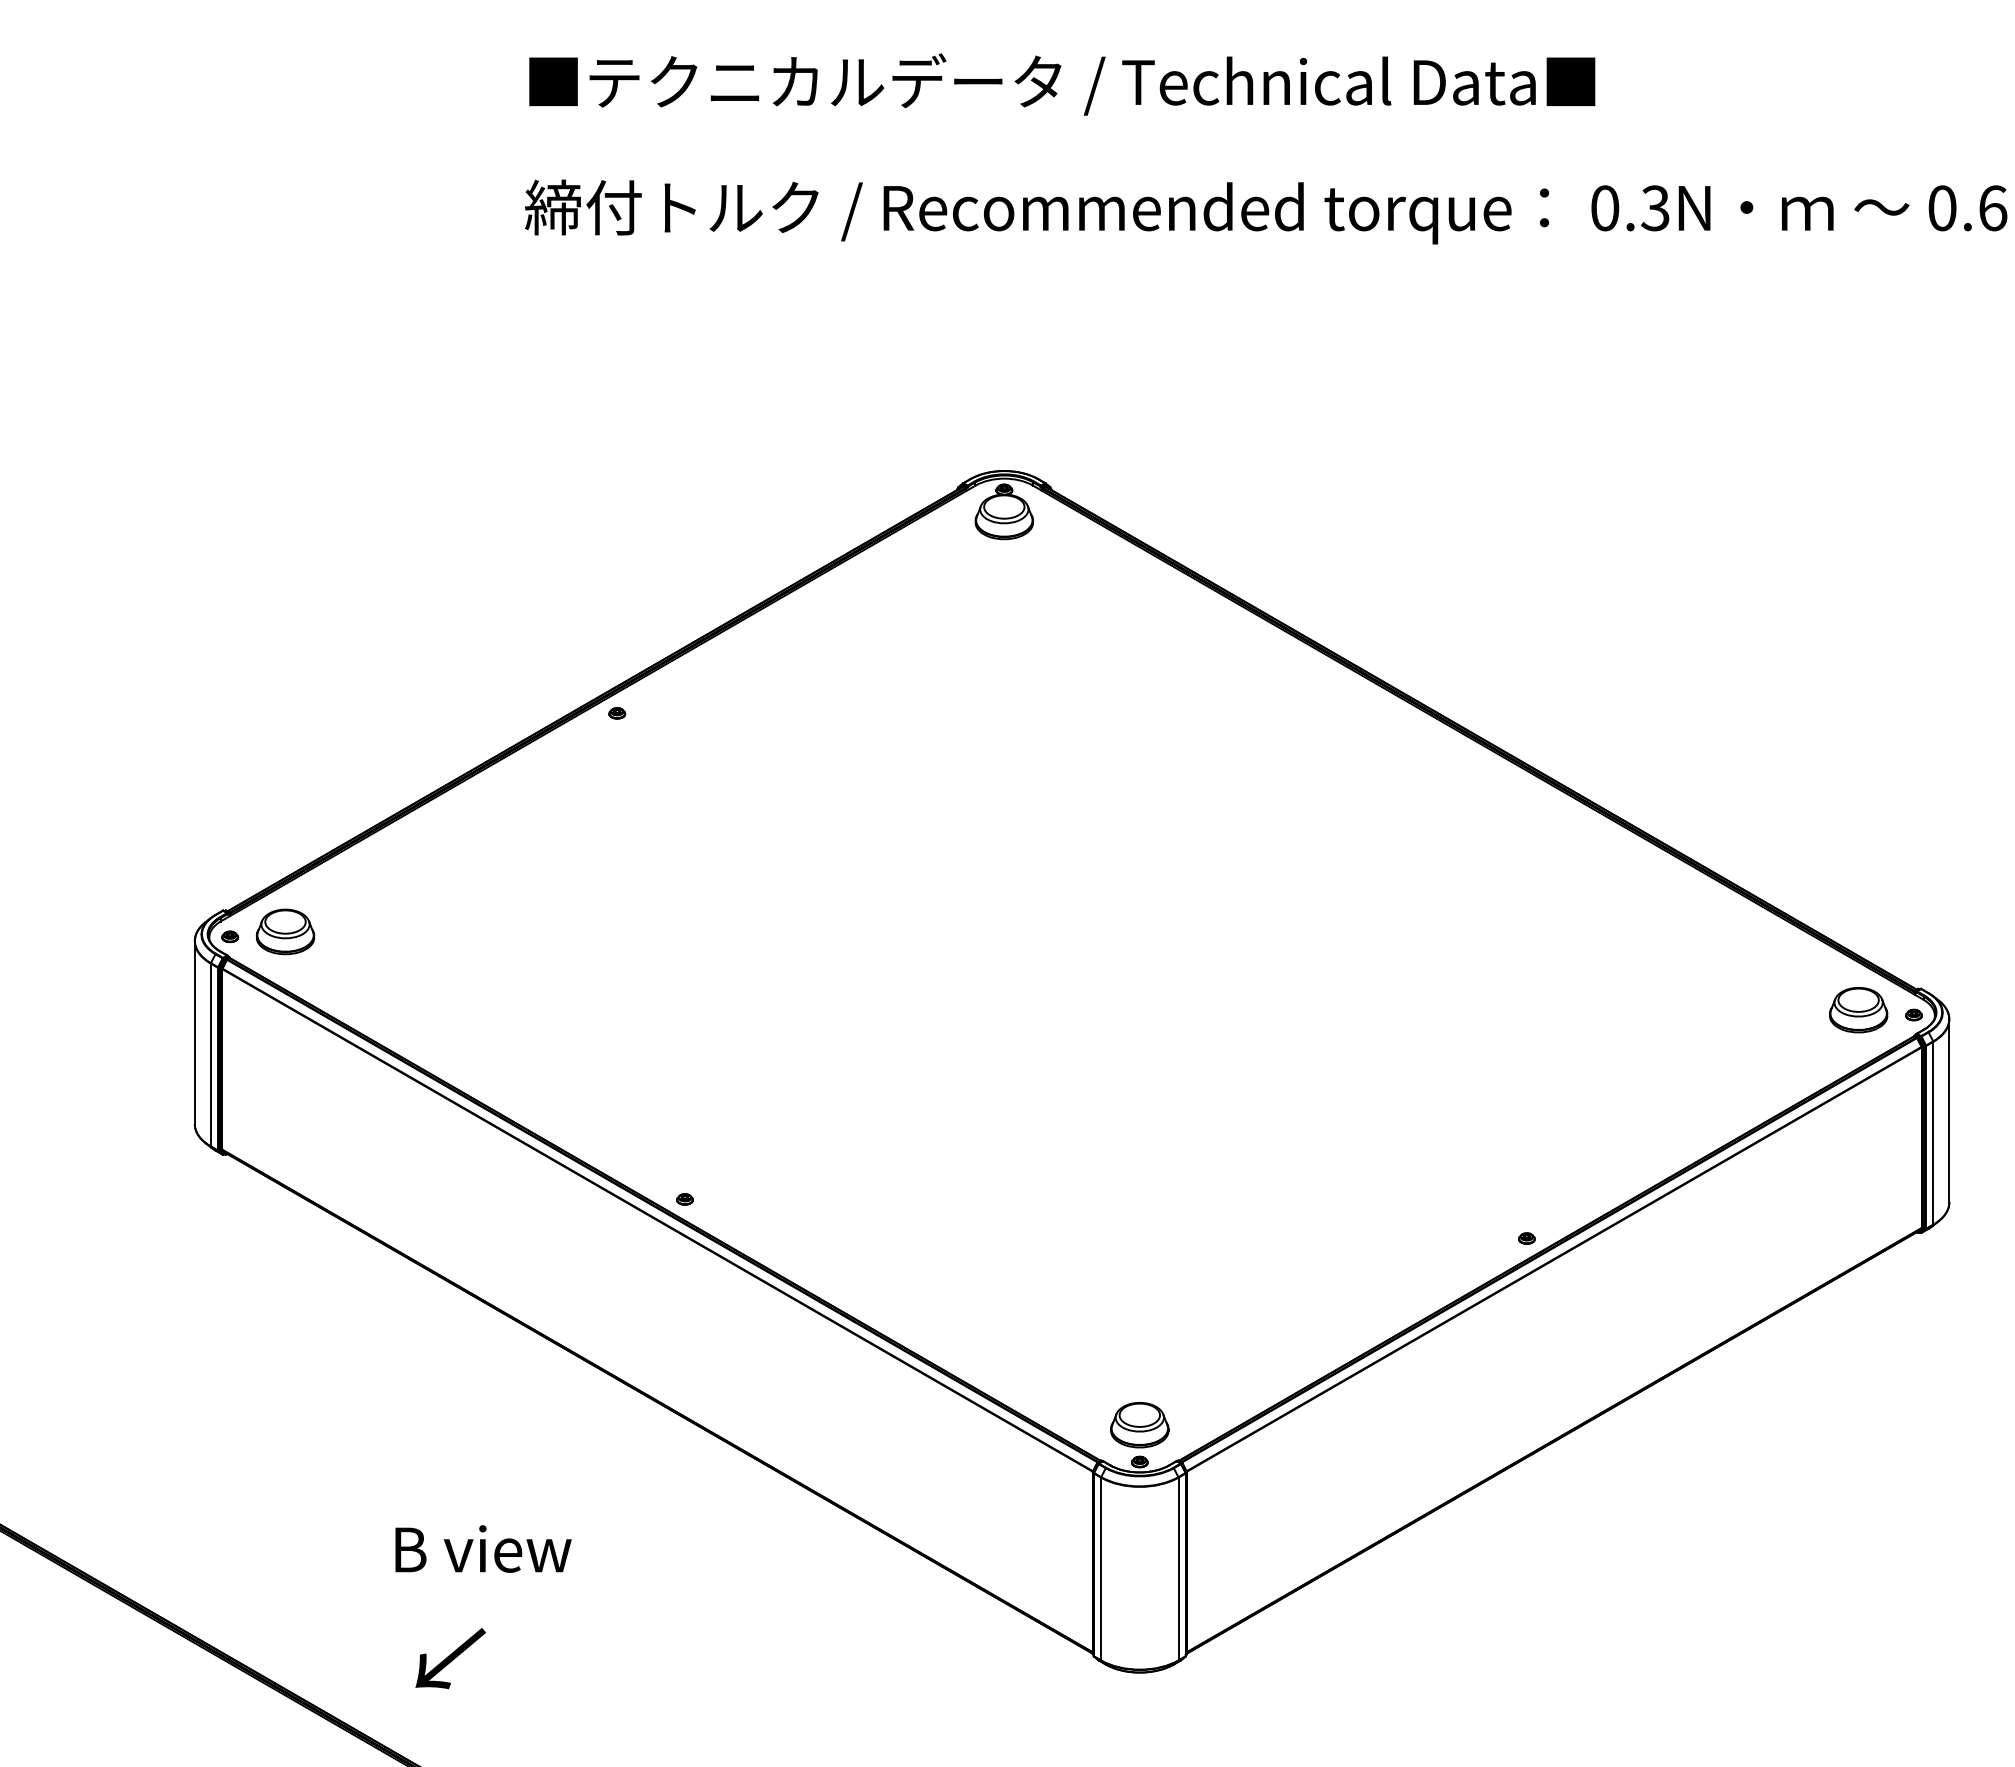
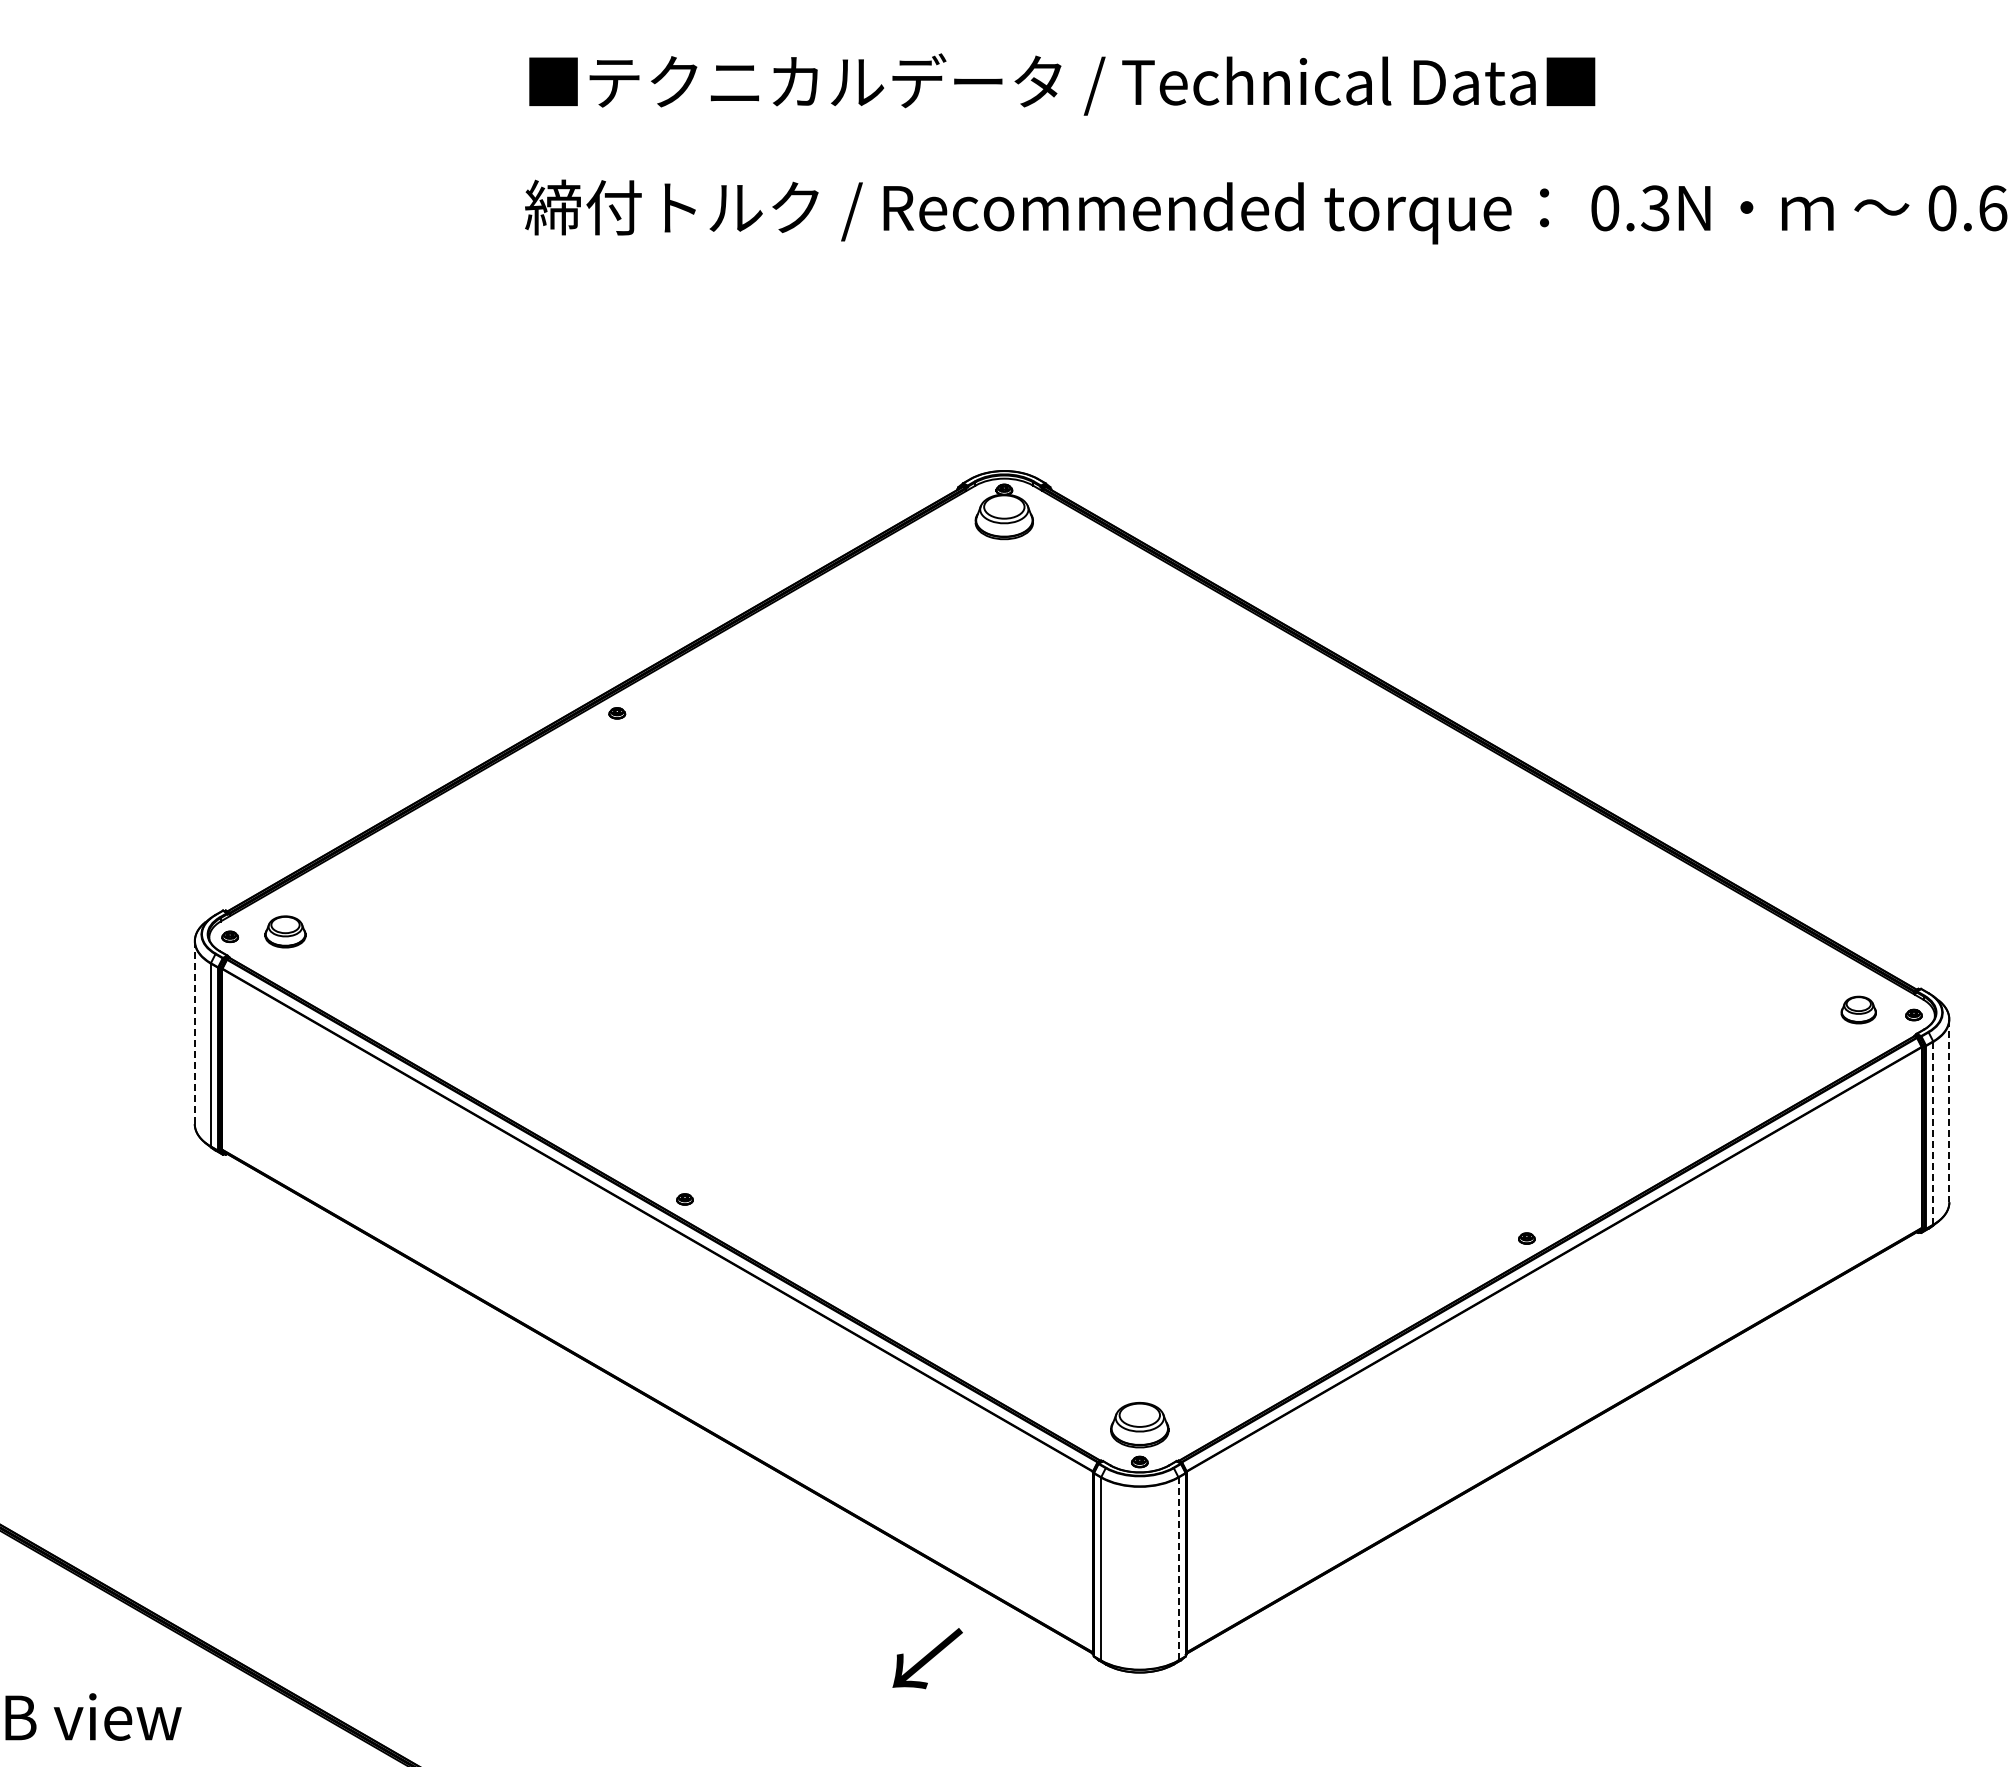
part size: 61x48 px -> 43x34 px (285, 931)
part size: 60x48 px -> 37x30 px (1858, 1009)
line: solid -> dashed (194, 1033)
line: solid -> dashed (1949, 1111)
line: solid -> dashed (1933, 1133)
text position: (483, 1548) -> (93, 1716) (93, 1716)
line: solid -> dashed (1178, 1568)
text position: (450, 1658) -> (927, 1658) (927, 1658)
